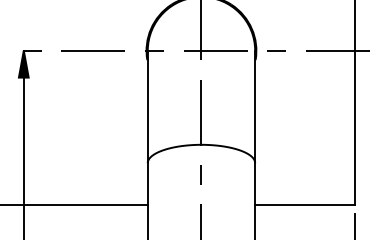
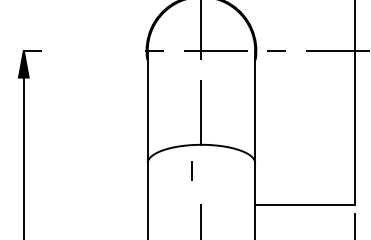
line: present -> none (92, 50)
line position: (200, 174) -> (191, 170) (191, 170)
line: present -> none (74, 204)
